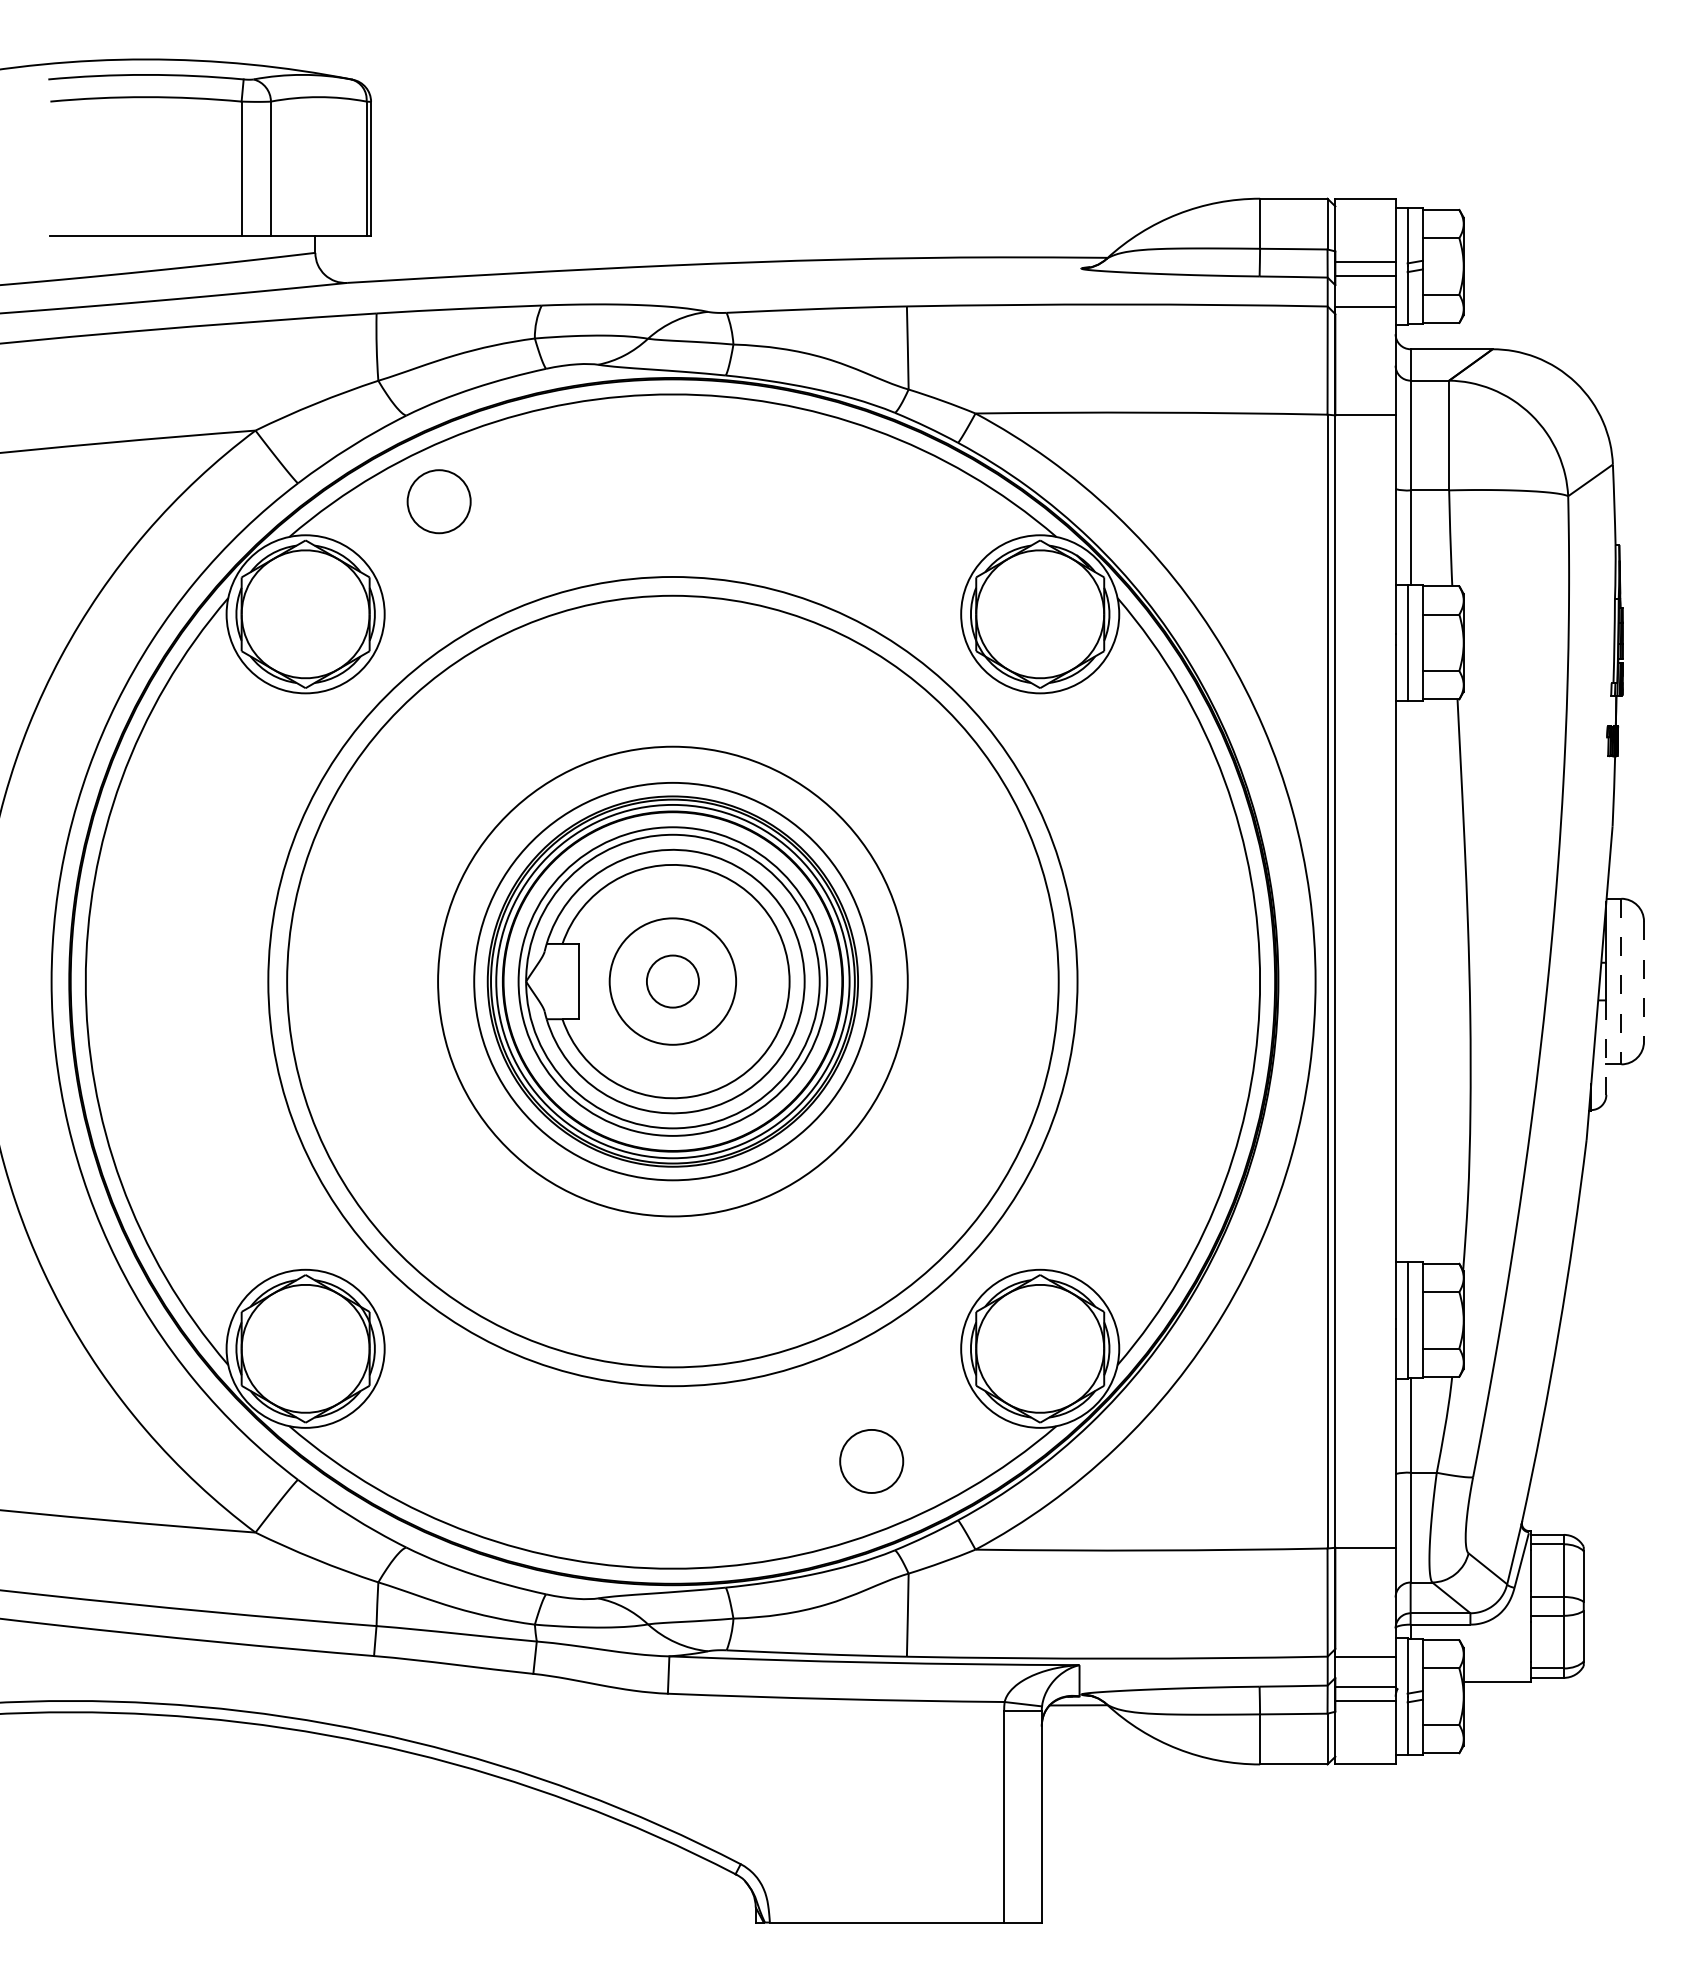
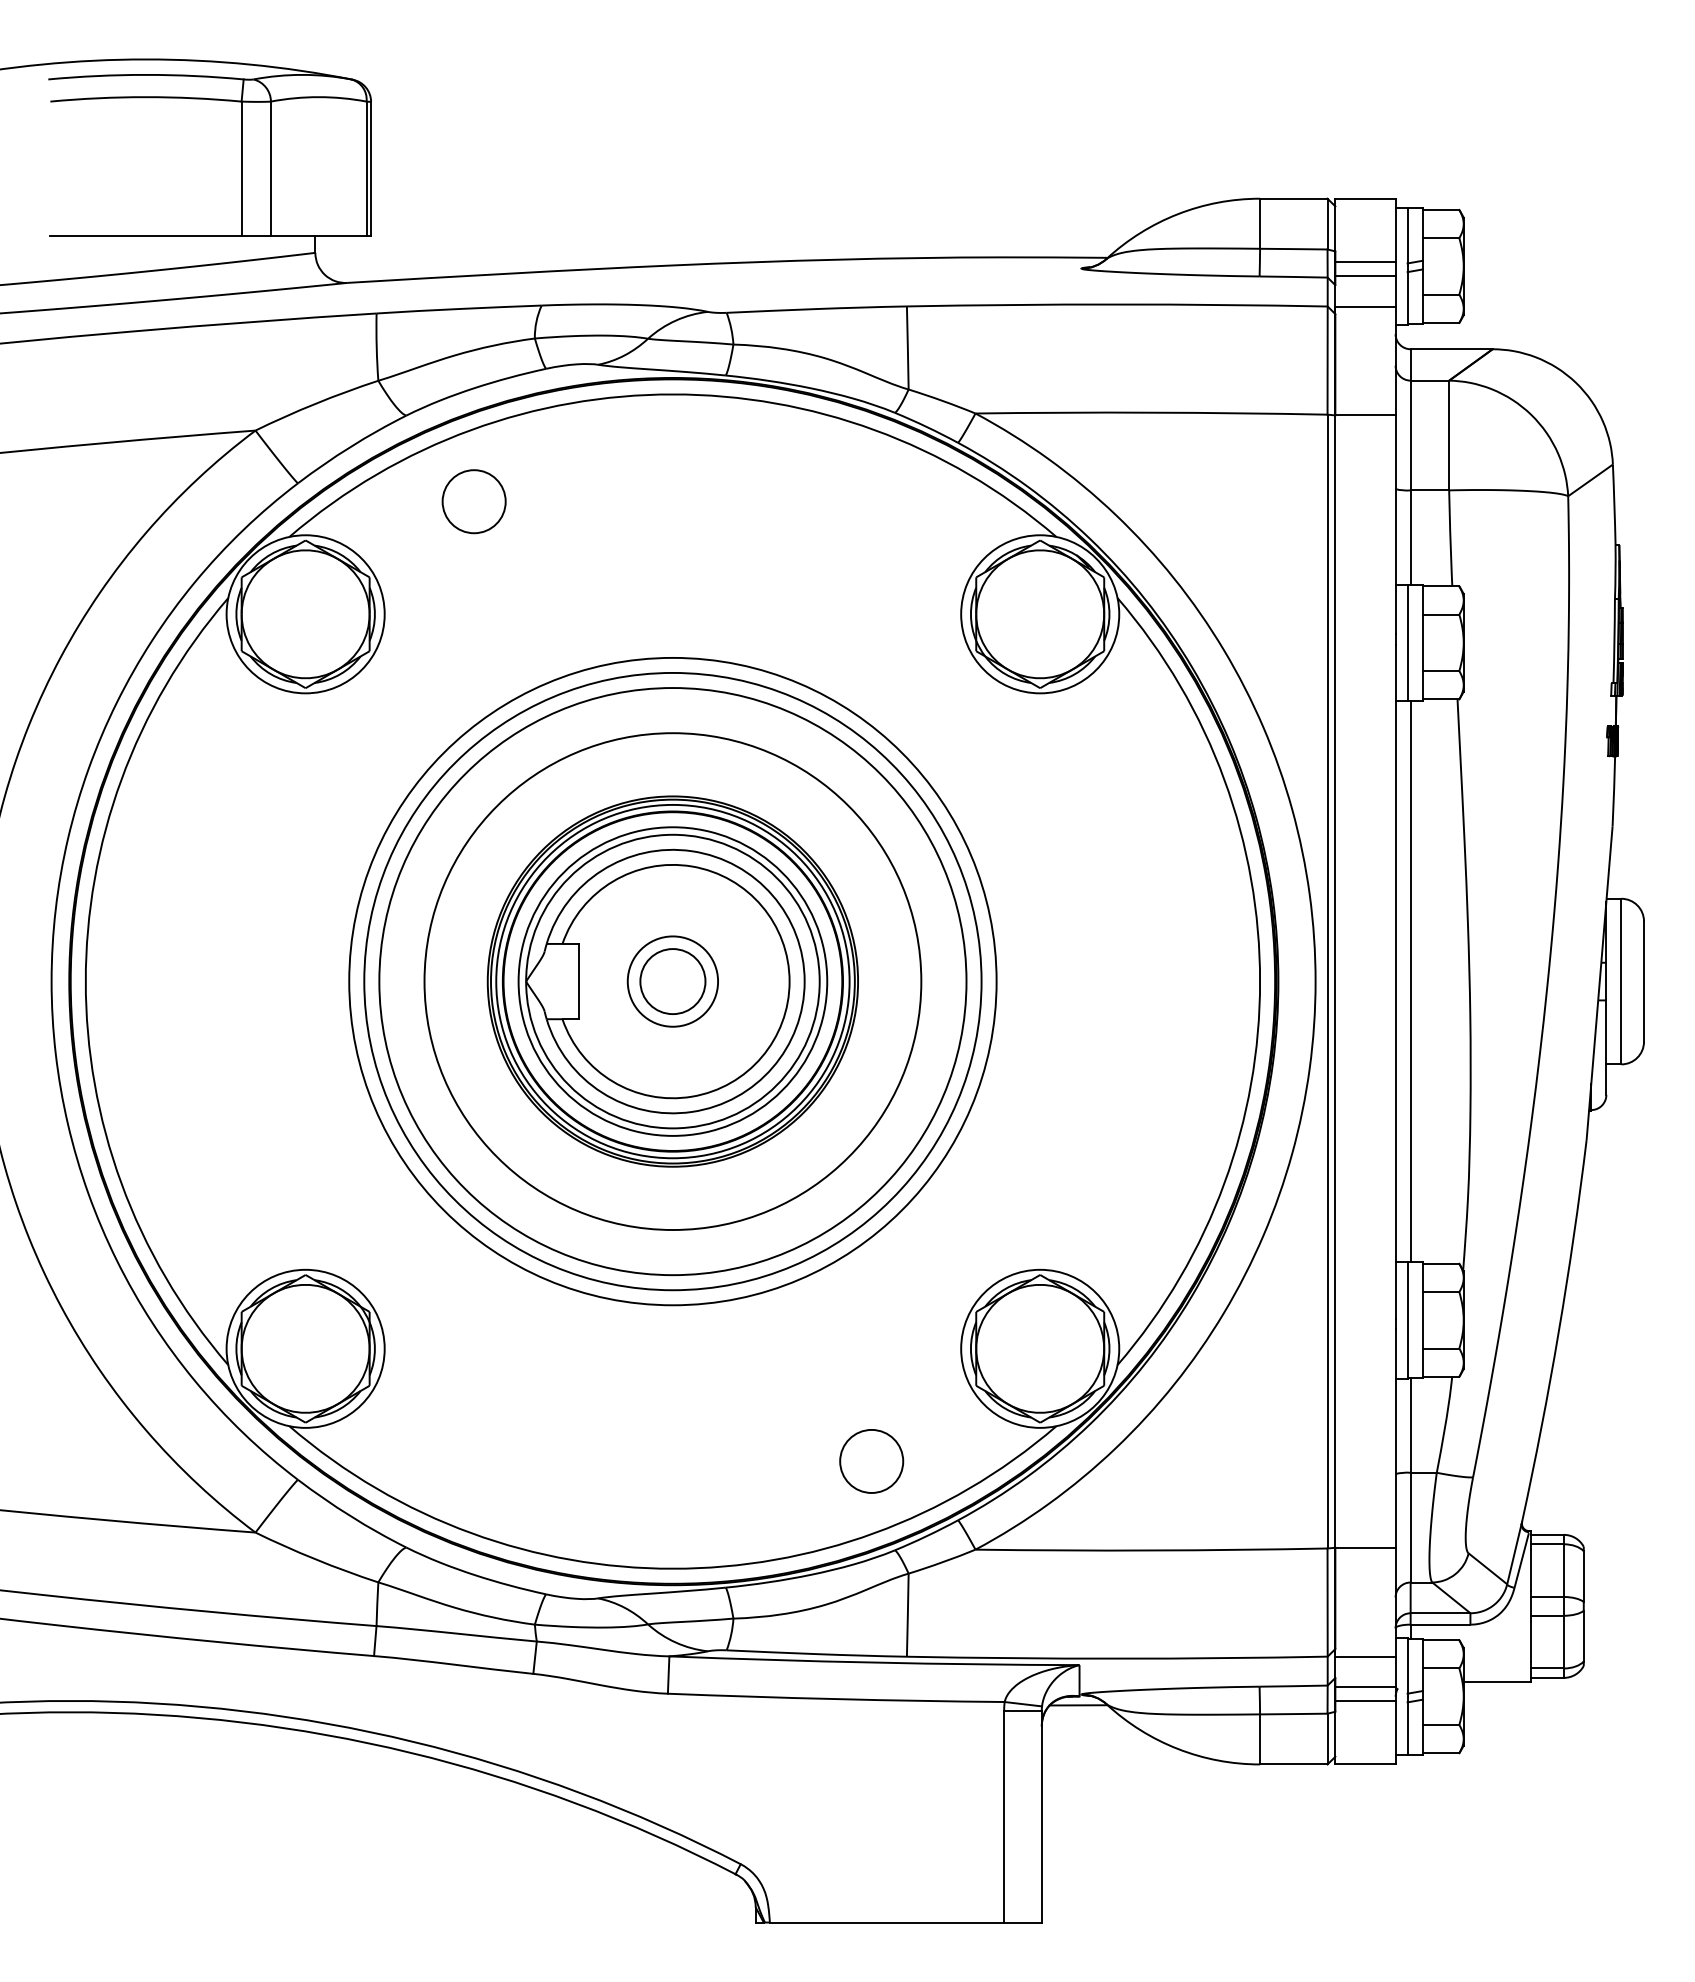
circle position: (438, 501) -> (473, 501) (473, 501)
circle diameter: 126 px -> 90 px (672, 981)
circle diameter: 397 px -> 497 px (672, 981)
circle diameter: 470 px -> 587 px (672, 981)
circle diameter: 52 px -> 65 px (672, 981)
circle diameter: 772 px -> 617 px (672, 981)
circle diameter: 809 px -> 647 px (672, 981)
line: none -> present (1410, 981)
line: dashed -> solid (1621, 981)
line: dashed -> solid (1644, 982)
line: dashed -> solid (1606, 1048)
